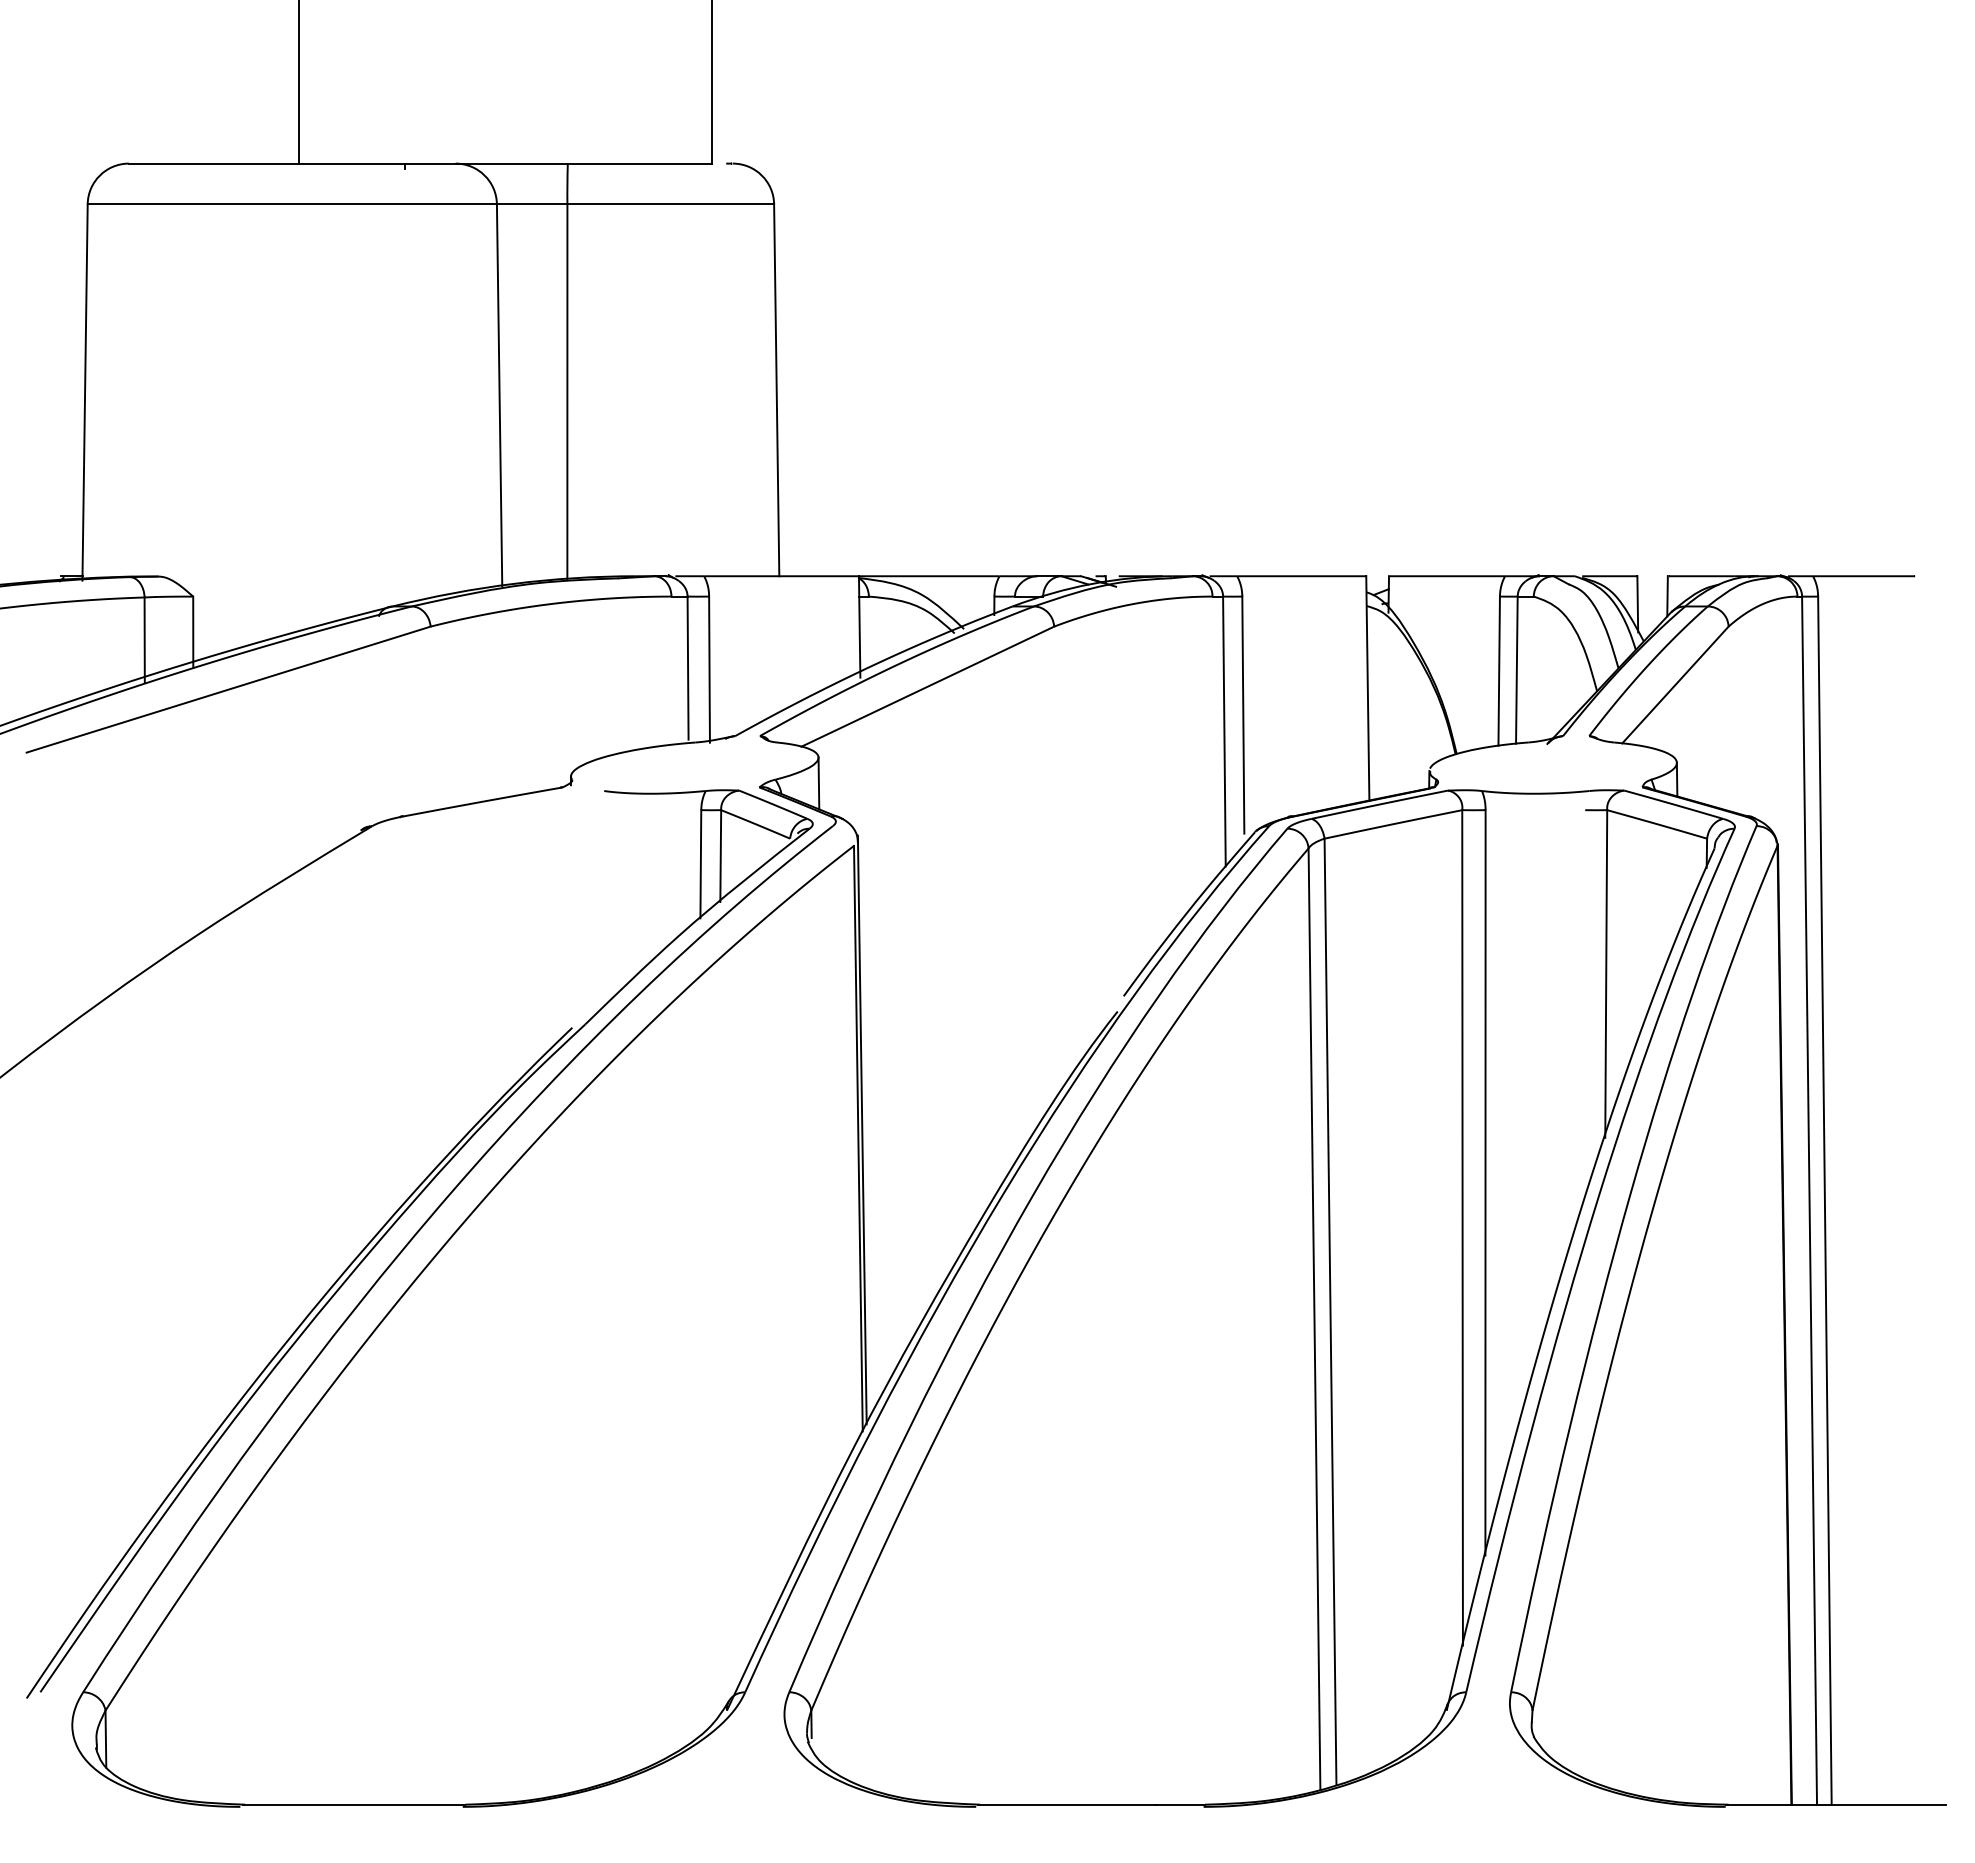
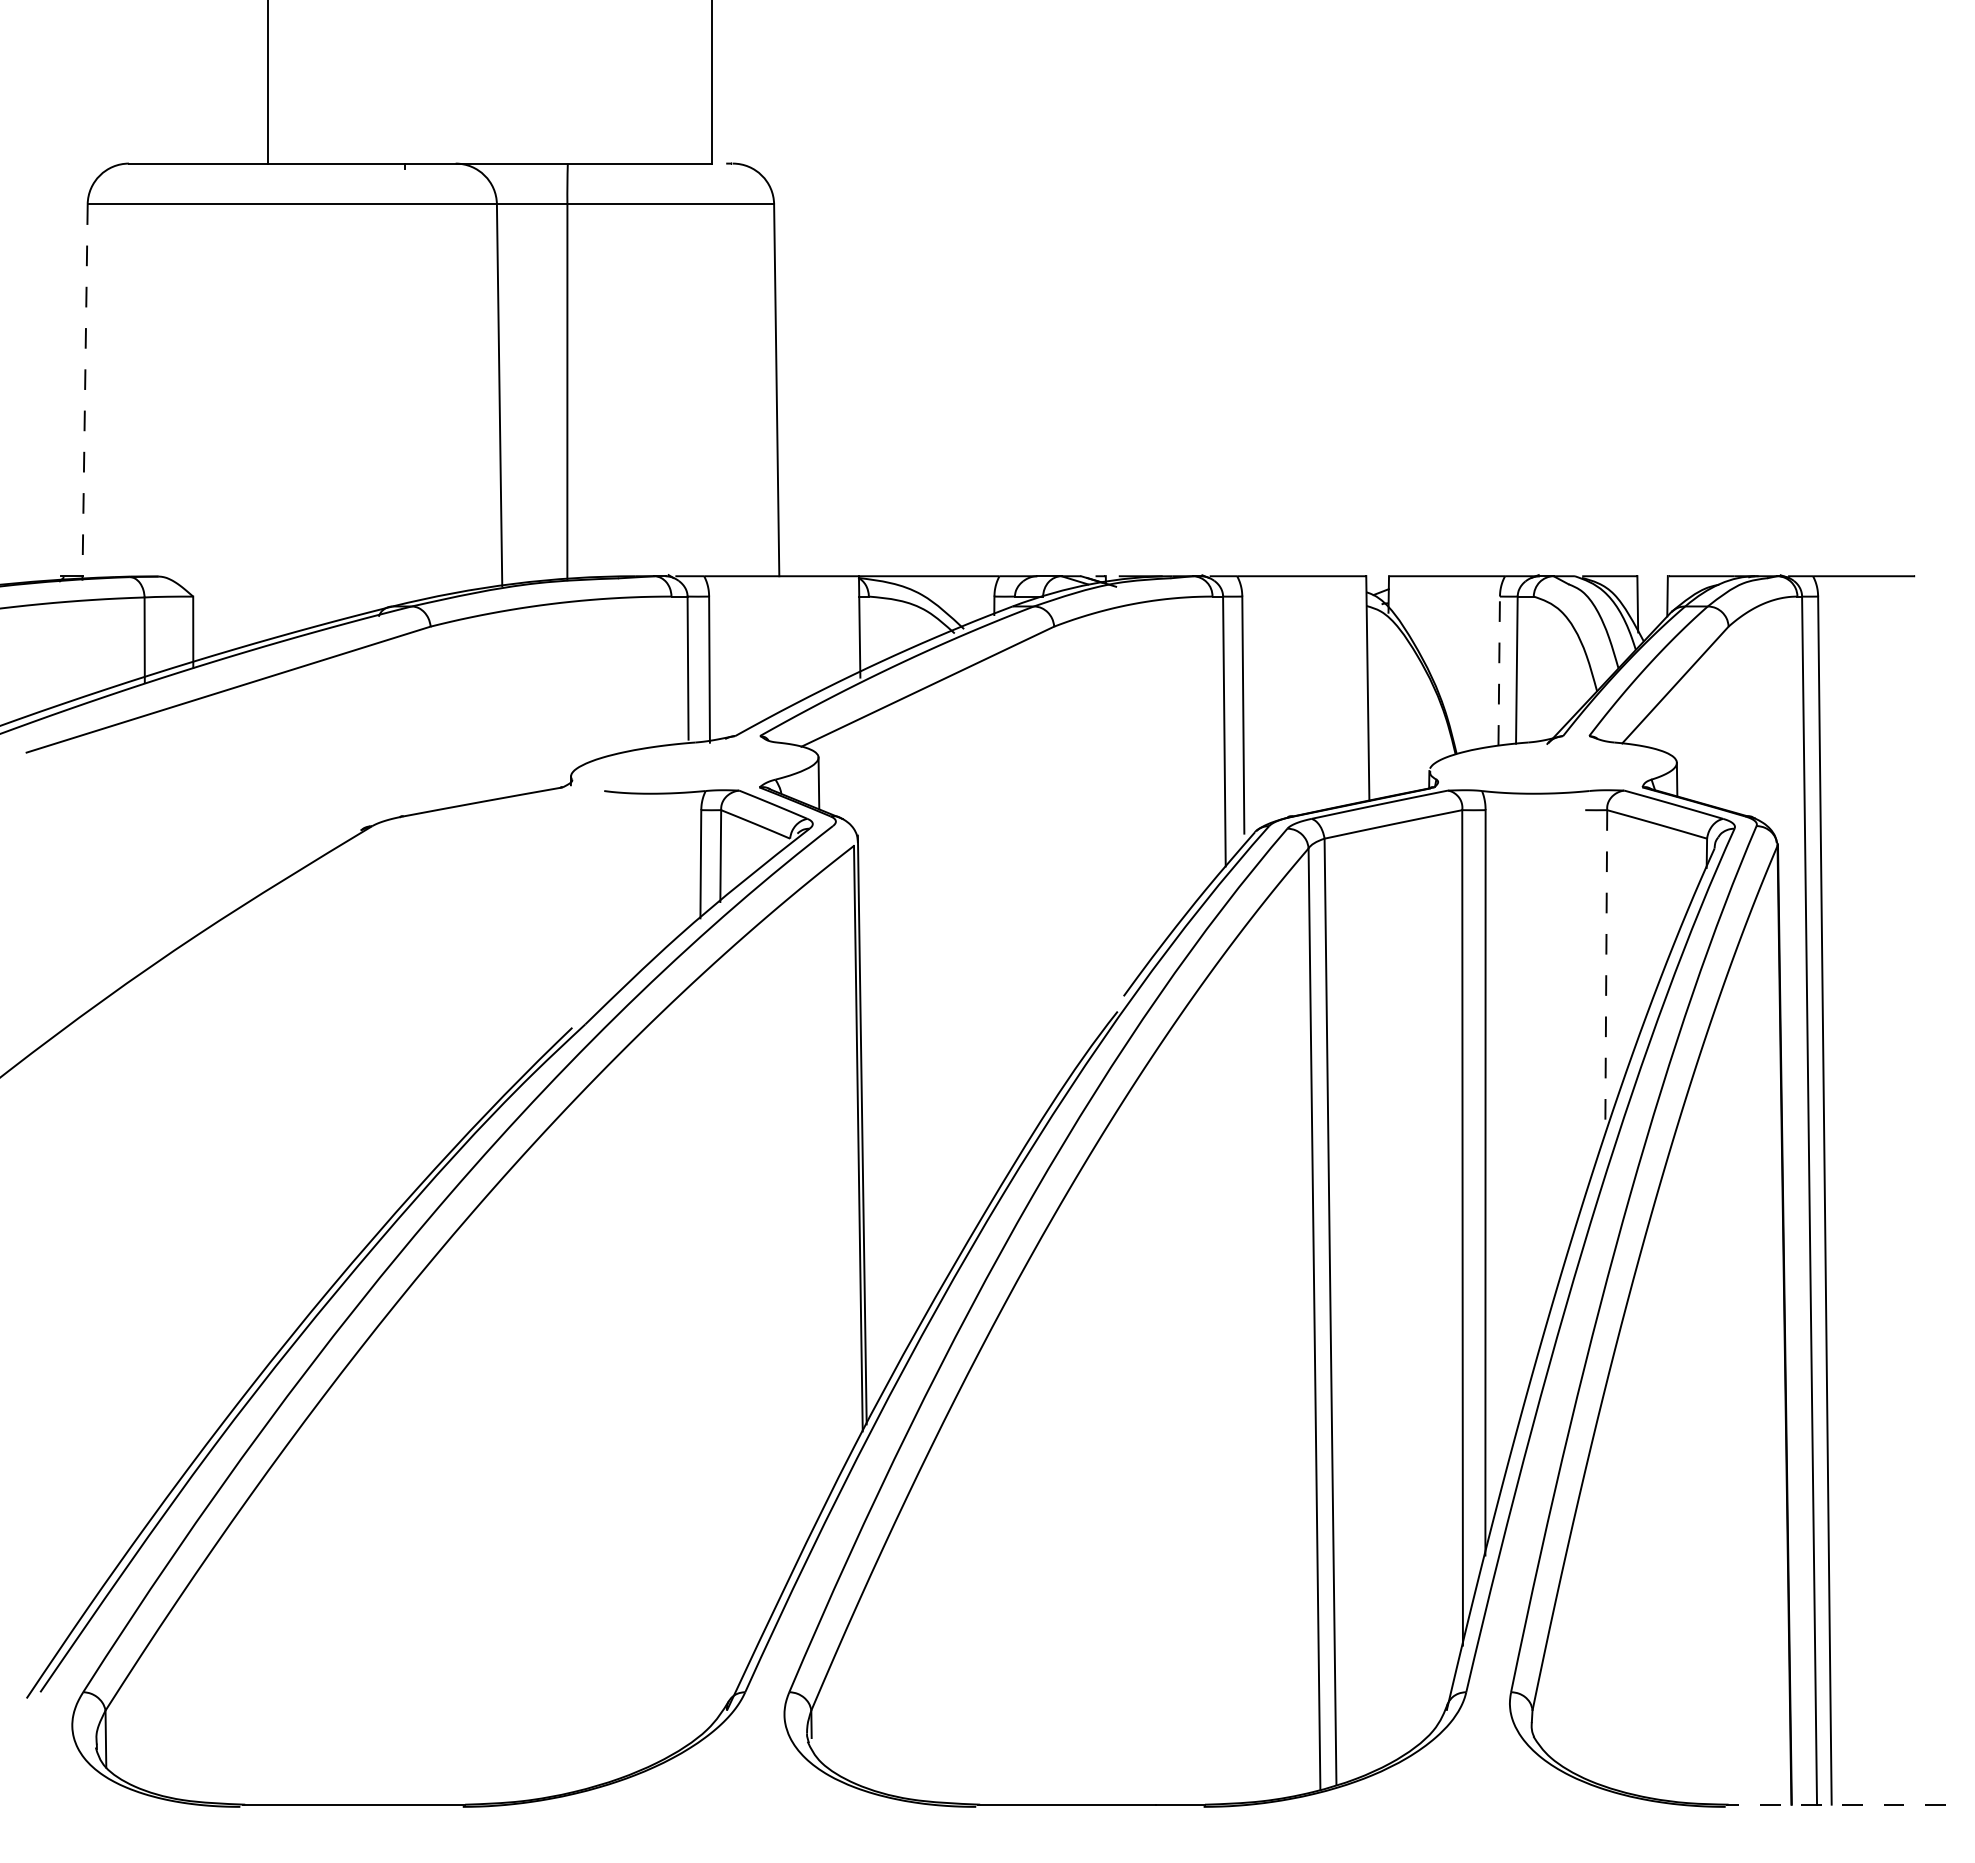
line position: (299, 82) -> (268, 82) (268, 82)
line: solid -> dashed (85, 392)
line: solid -> dashed (1499, 671)
line: solid -> dashed (1606, 974)
line: solid -> dashed (1835, 1804)
